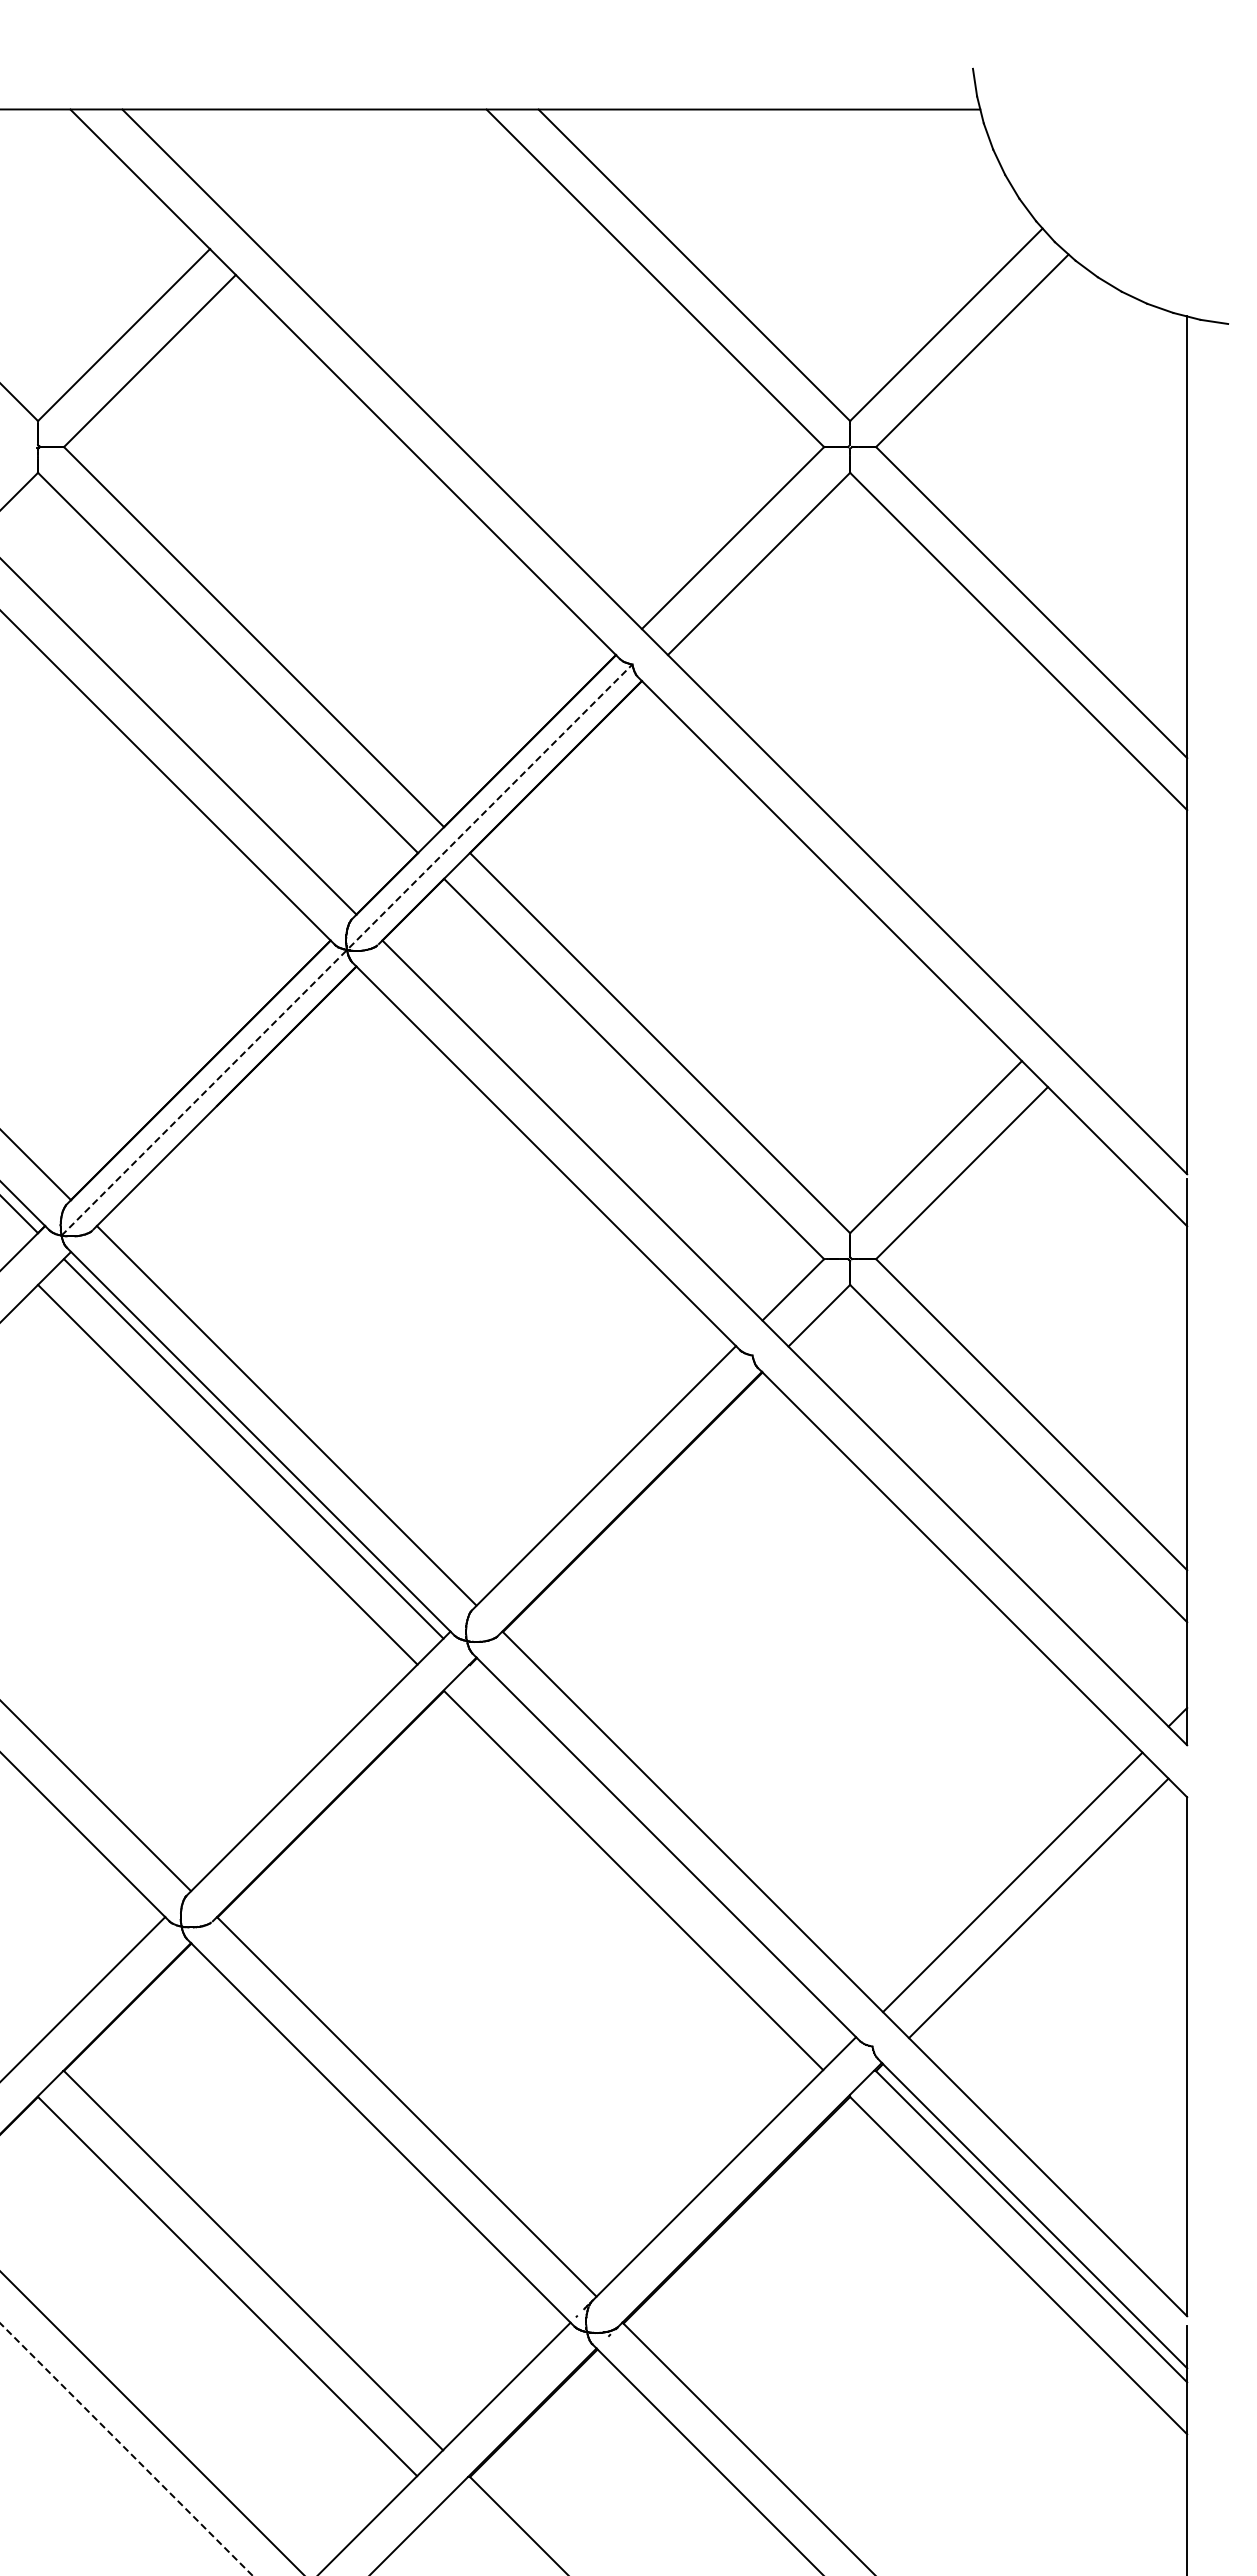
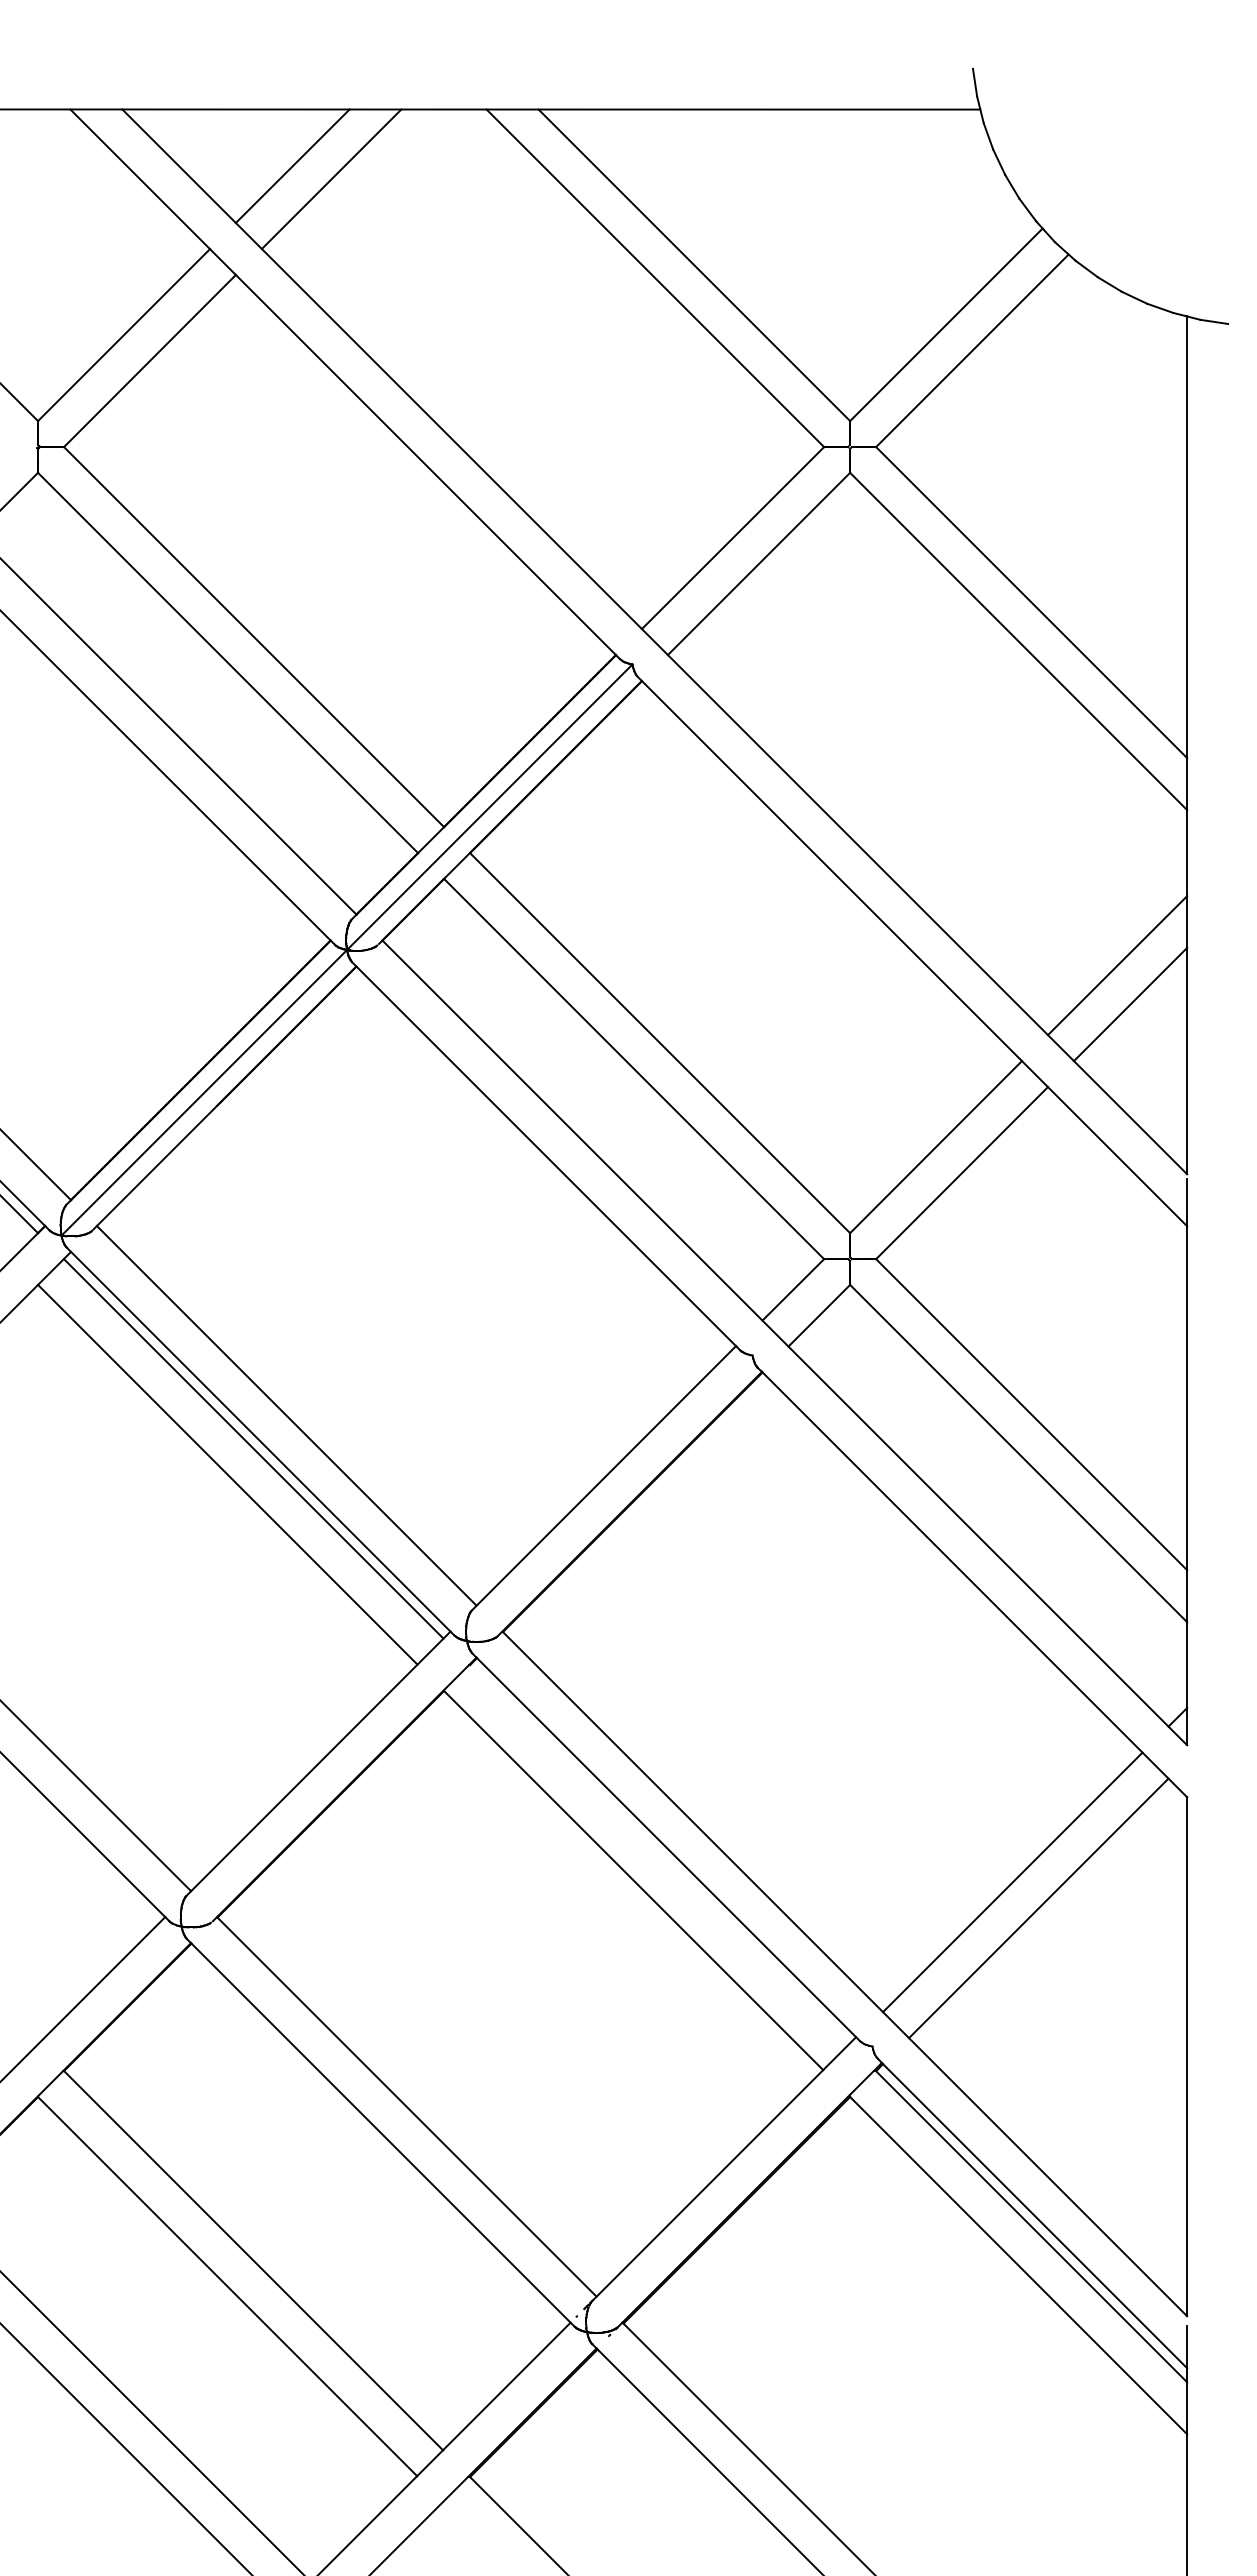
line: none -> present (292, 166)
line: none -> present (331, 179)
line: dashed -> solid (347, 950)
line: none -> present (1117, 965)
line: none -> present (1130, 1004)
line: dashed -> solid (126, 2449)
